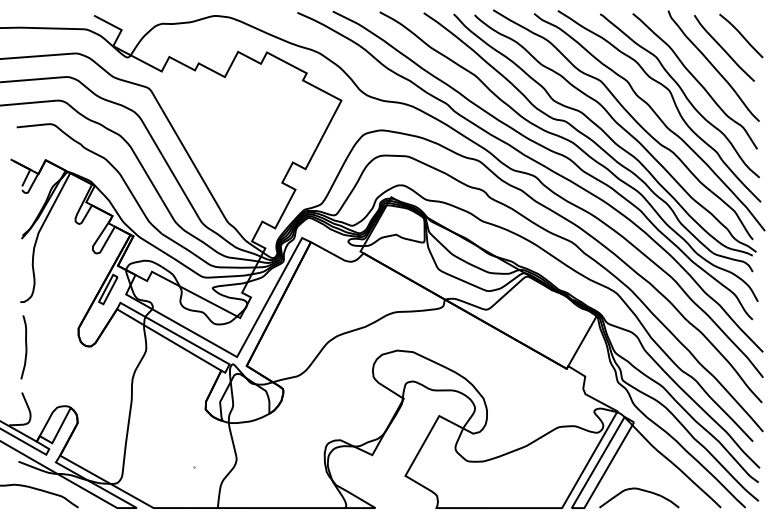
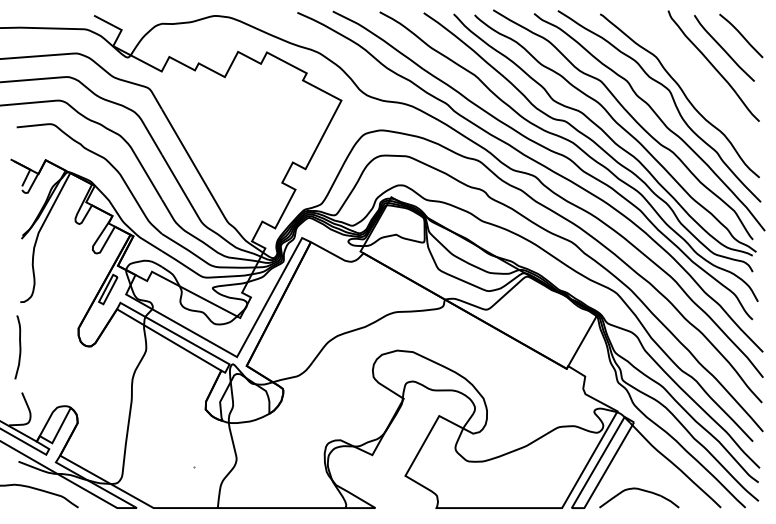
curve: present -> none (695, 80)
curve position: (25, 347) -> (19, 347) (19, 347)
